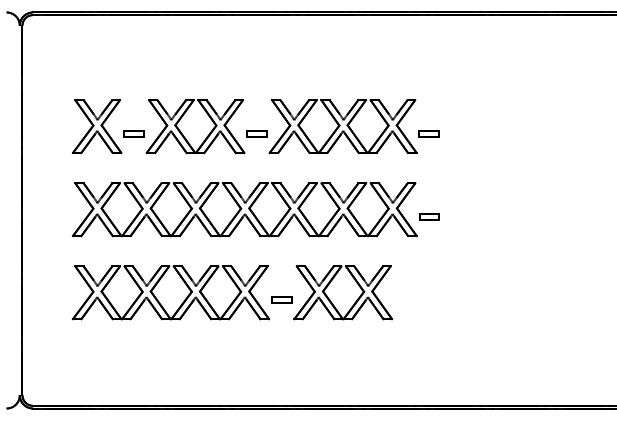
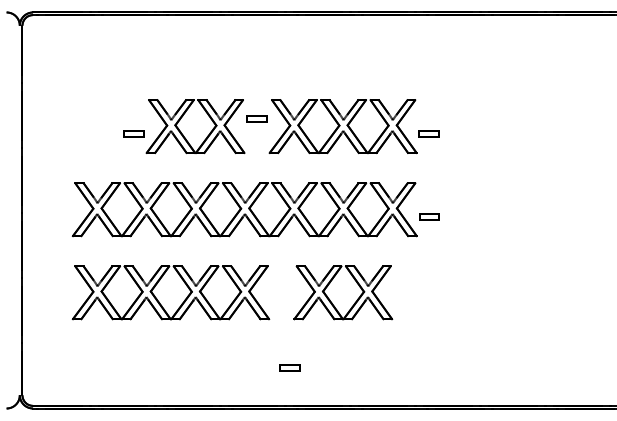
part: present -> none (97, 126)
part position: (256, 133) -> (256, 118) (256, 118)
part position: (281, 299) -> (289, 367) (289, 367)
